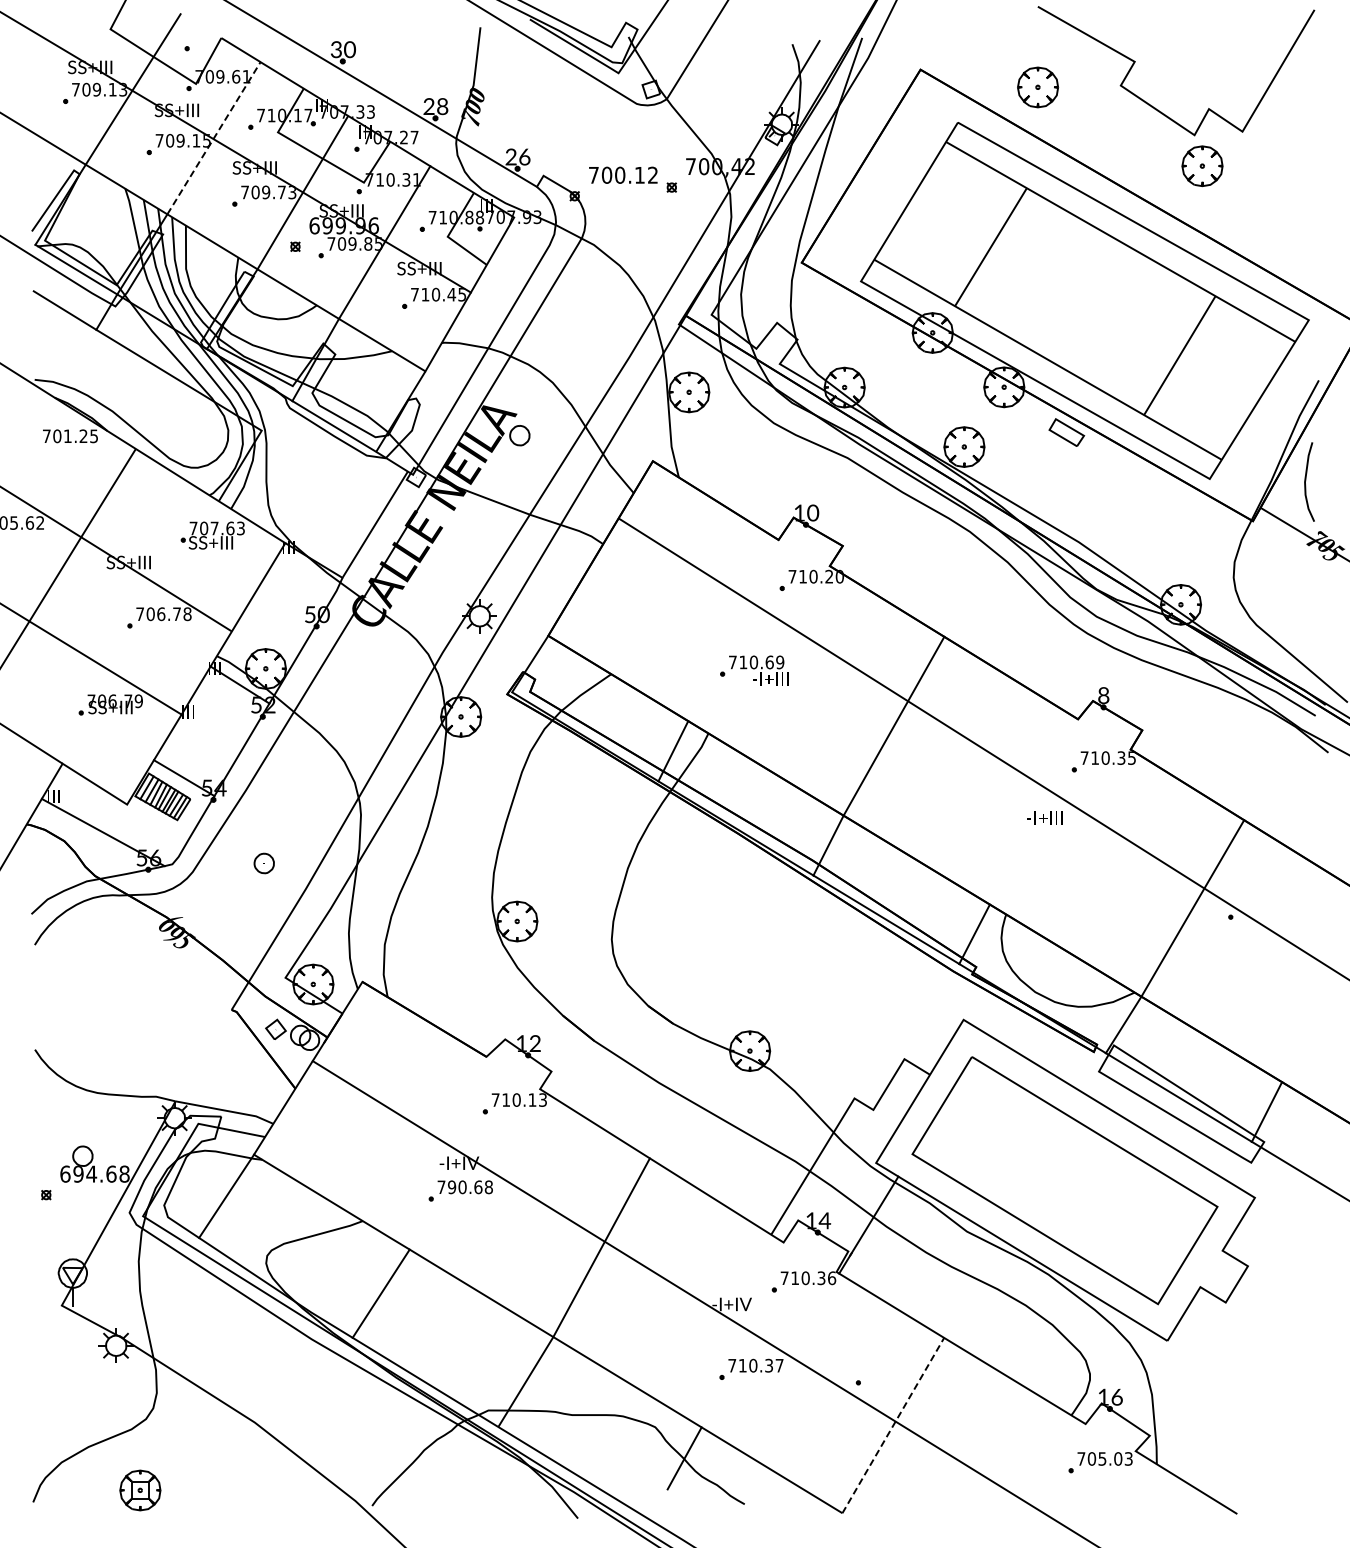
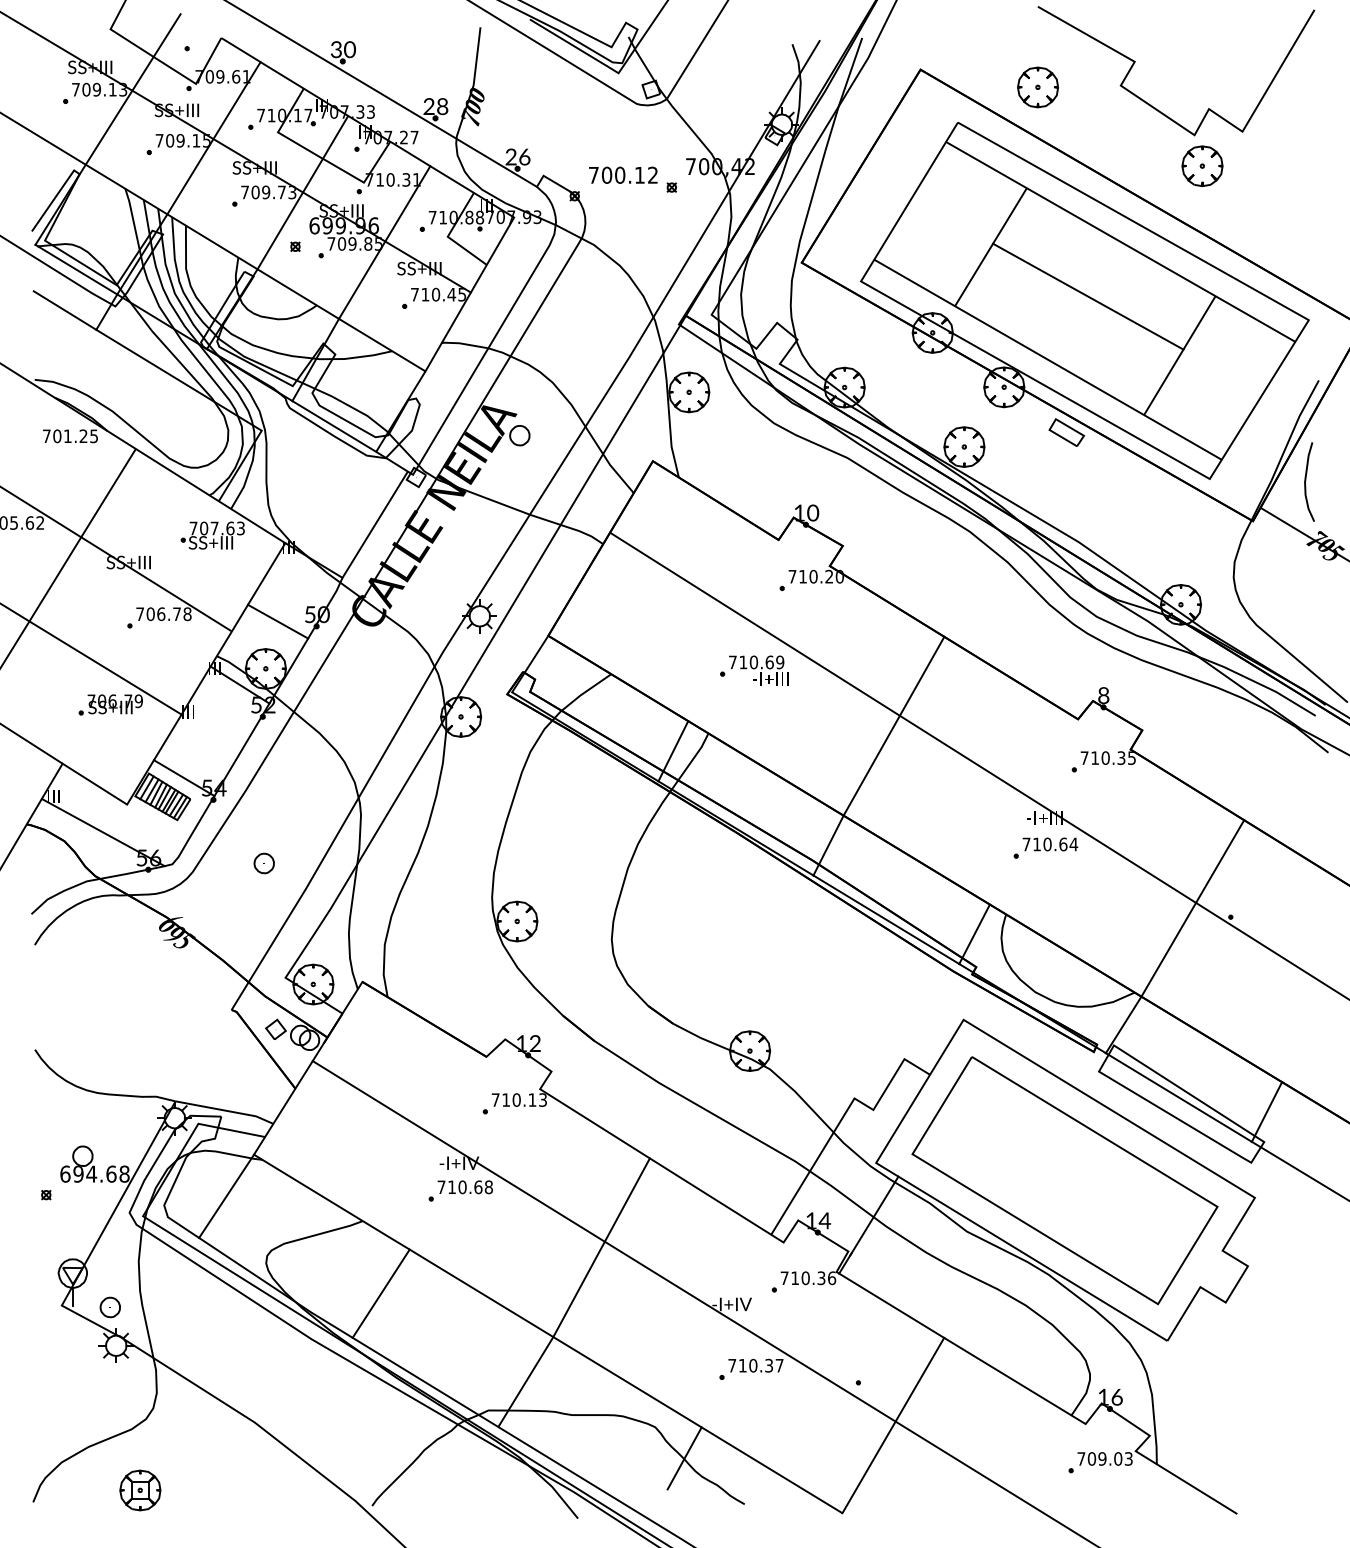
line: dashed -> solid (214, 137)
line: none -> present (1088, 296)
line: none -> present (278, 621)
line position: (982, 748) -> (978, 765) (978, 765)
part: none -> present (1045, 847)
text: 790.68 -> 710.68 (452, 1187)
part: none -> present (109, 1307)
line: dashed -> solid (893, 1425)
text: 705.03 -> 709.03 (1102, 1458)
